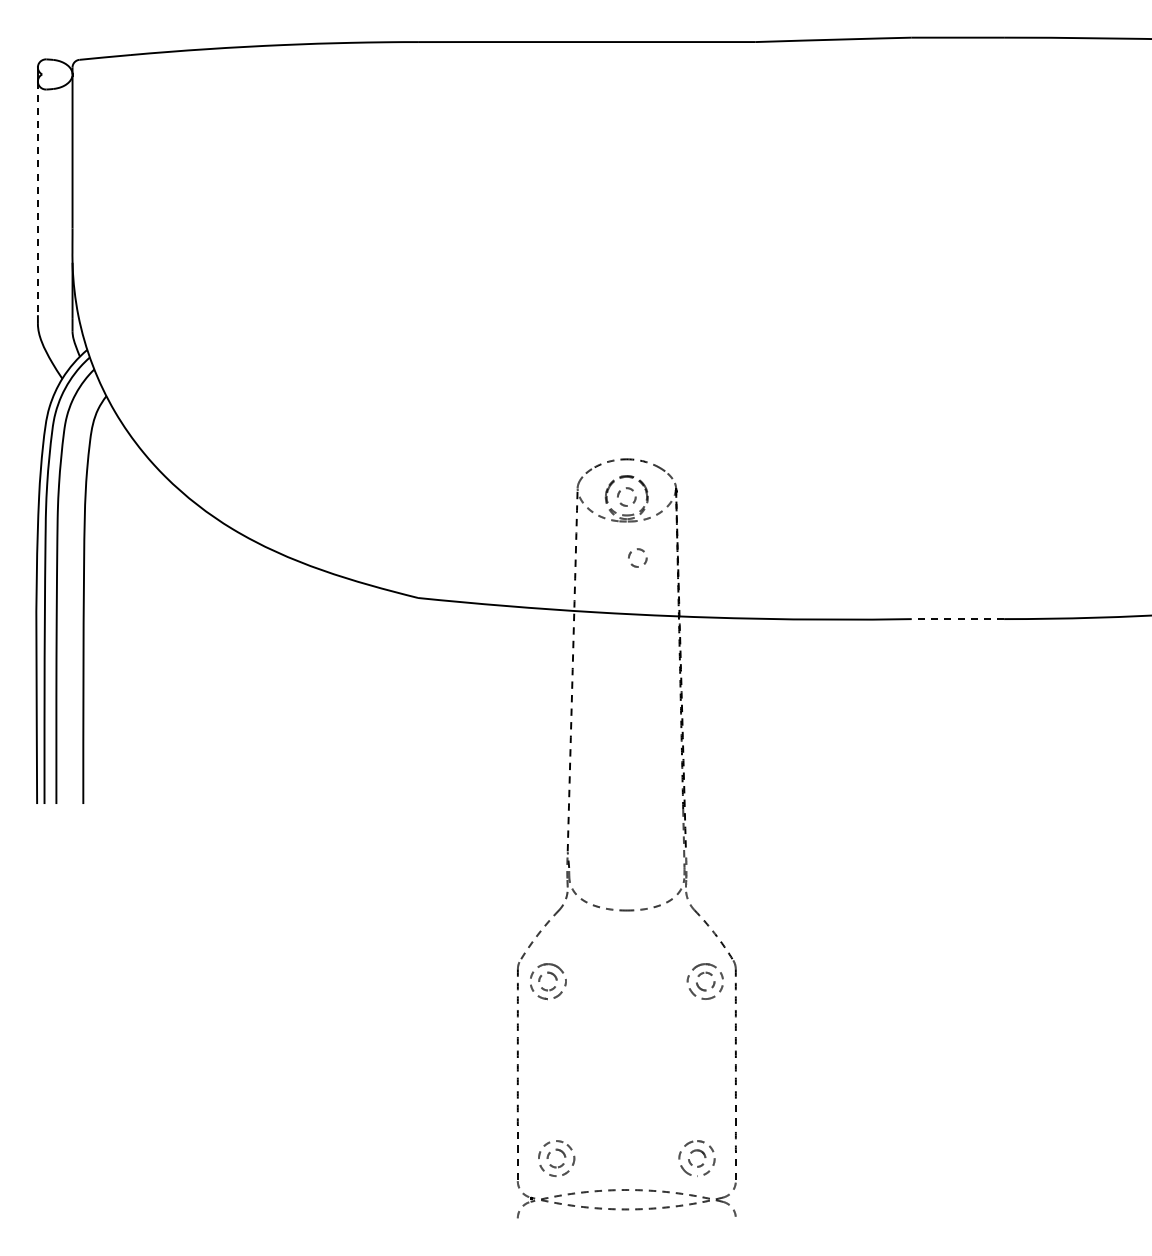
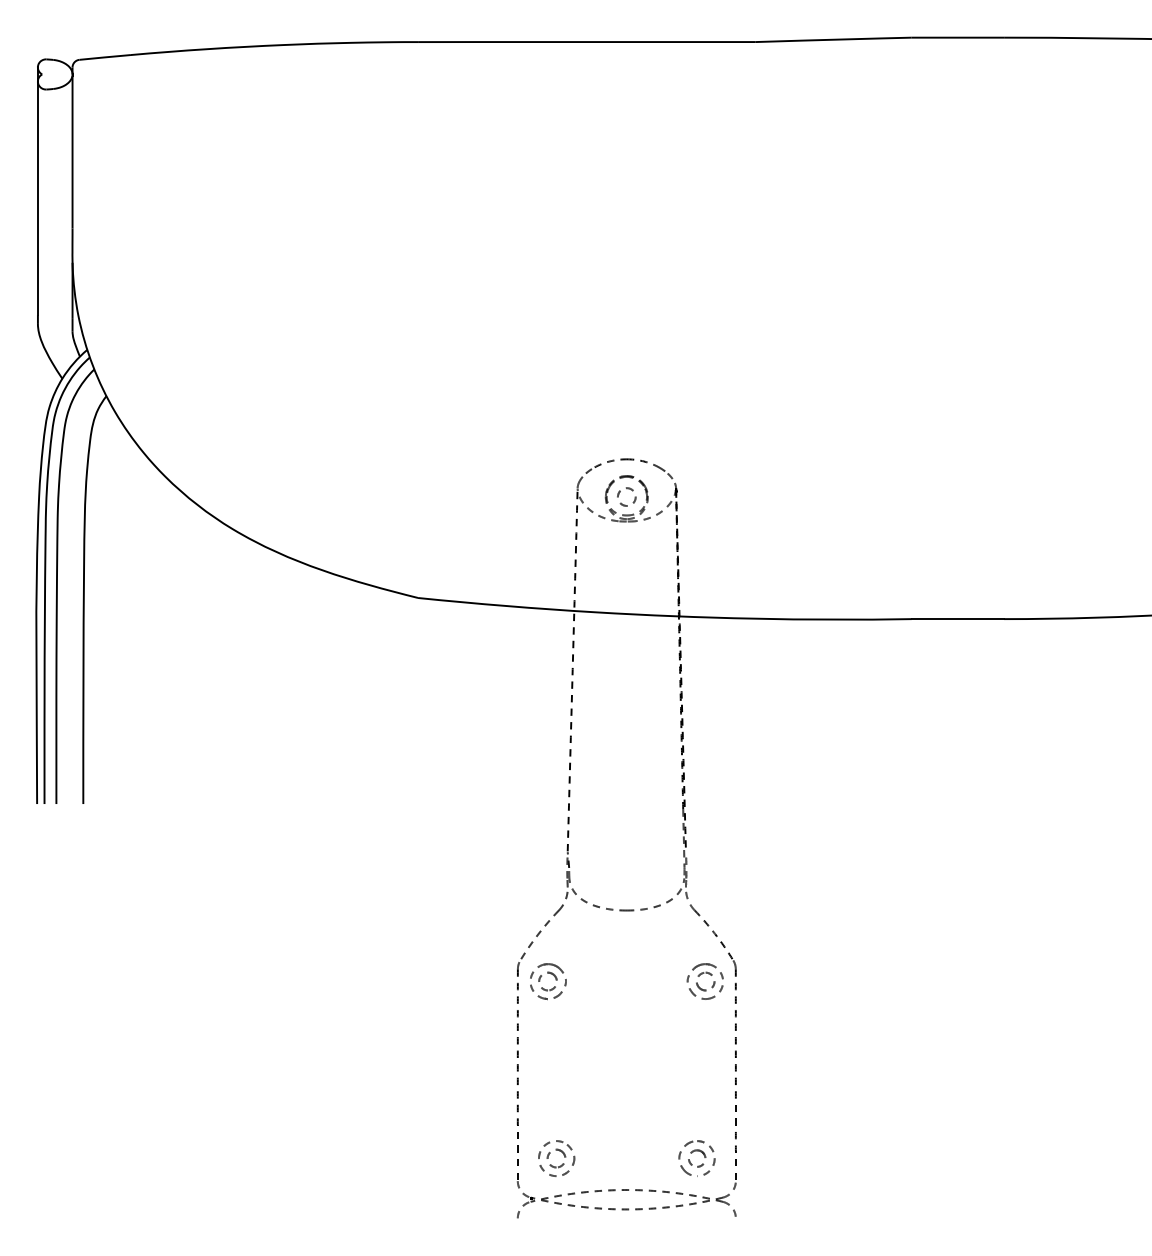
line: dashed -> solid (37, 198)
part: present -> none (637, 550)
line: dashed -> solid (957, 619)
